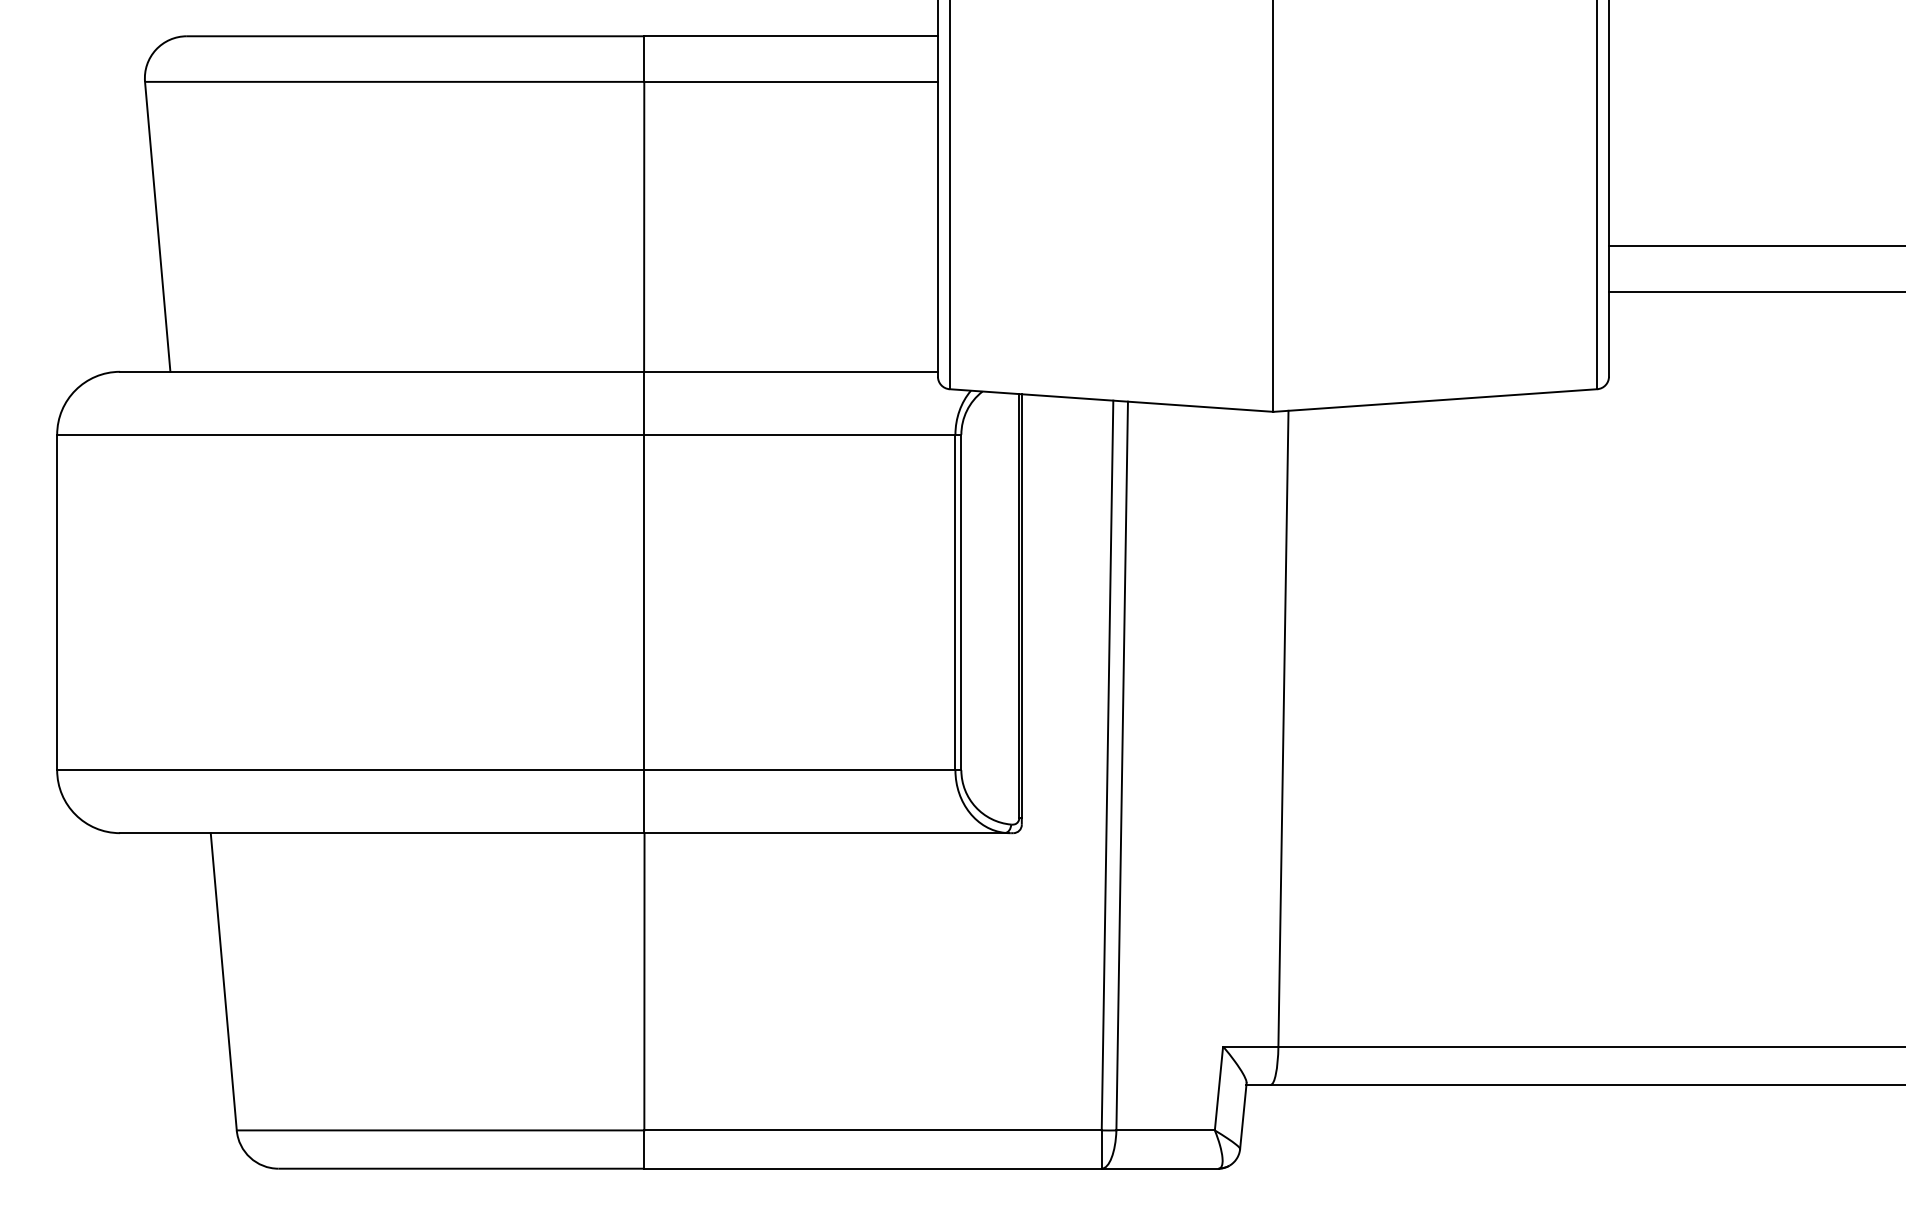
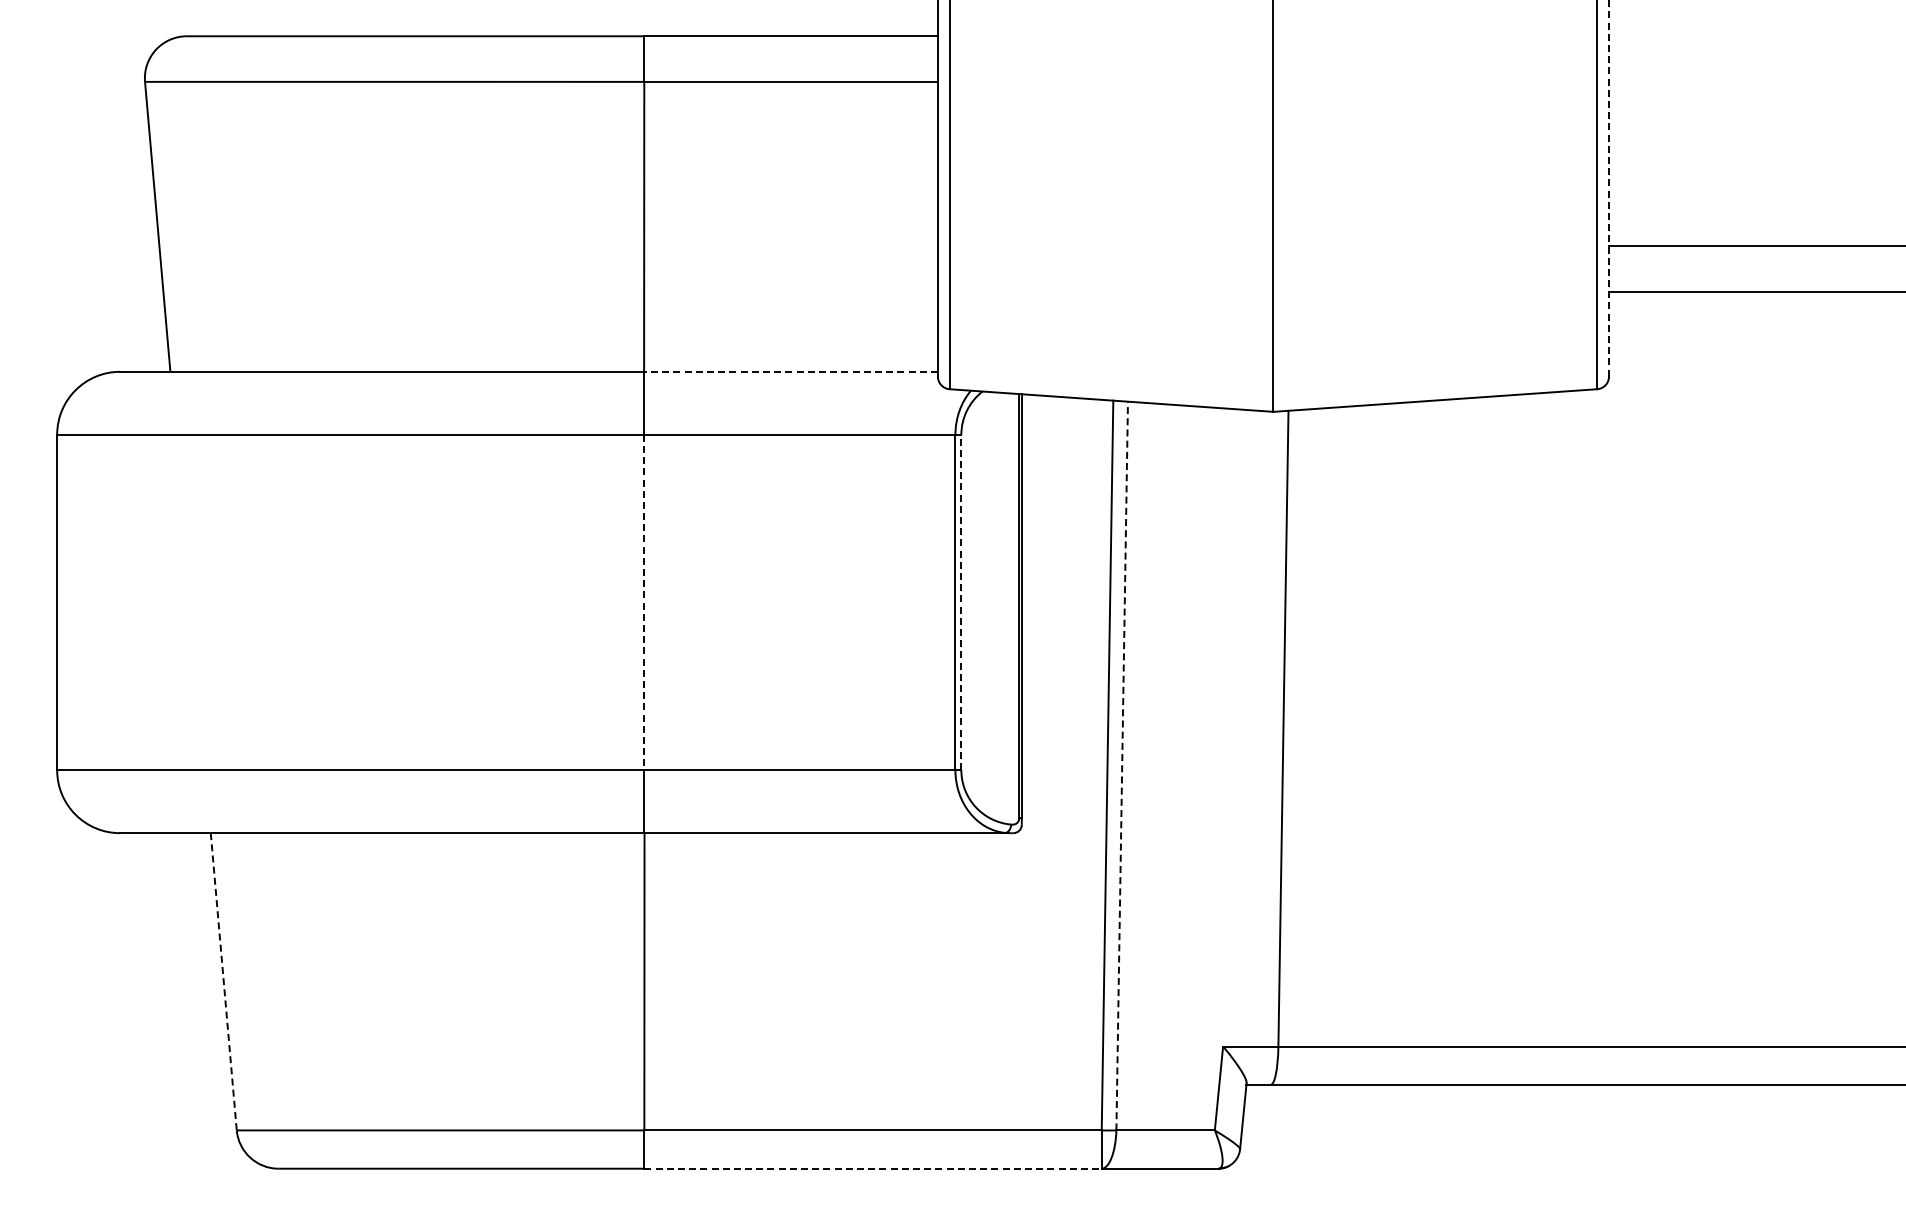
line: solid -> dashed (1609, 188)
line: solid -> dashed (791, 371)
line: solid -> dashed (644, 602)
line: solid -> dashed (961, 602)
line: solid -> dashed (1122, 765)
line: solid -> dashed (223, 982)
line: solid -> dashed (873, 1168)
